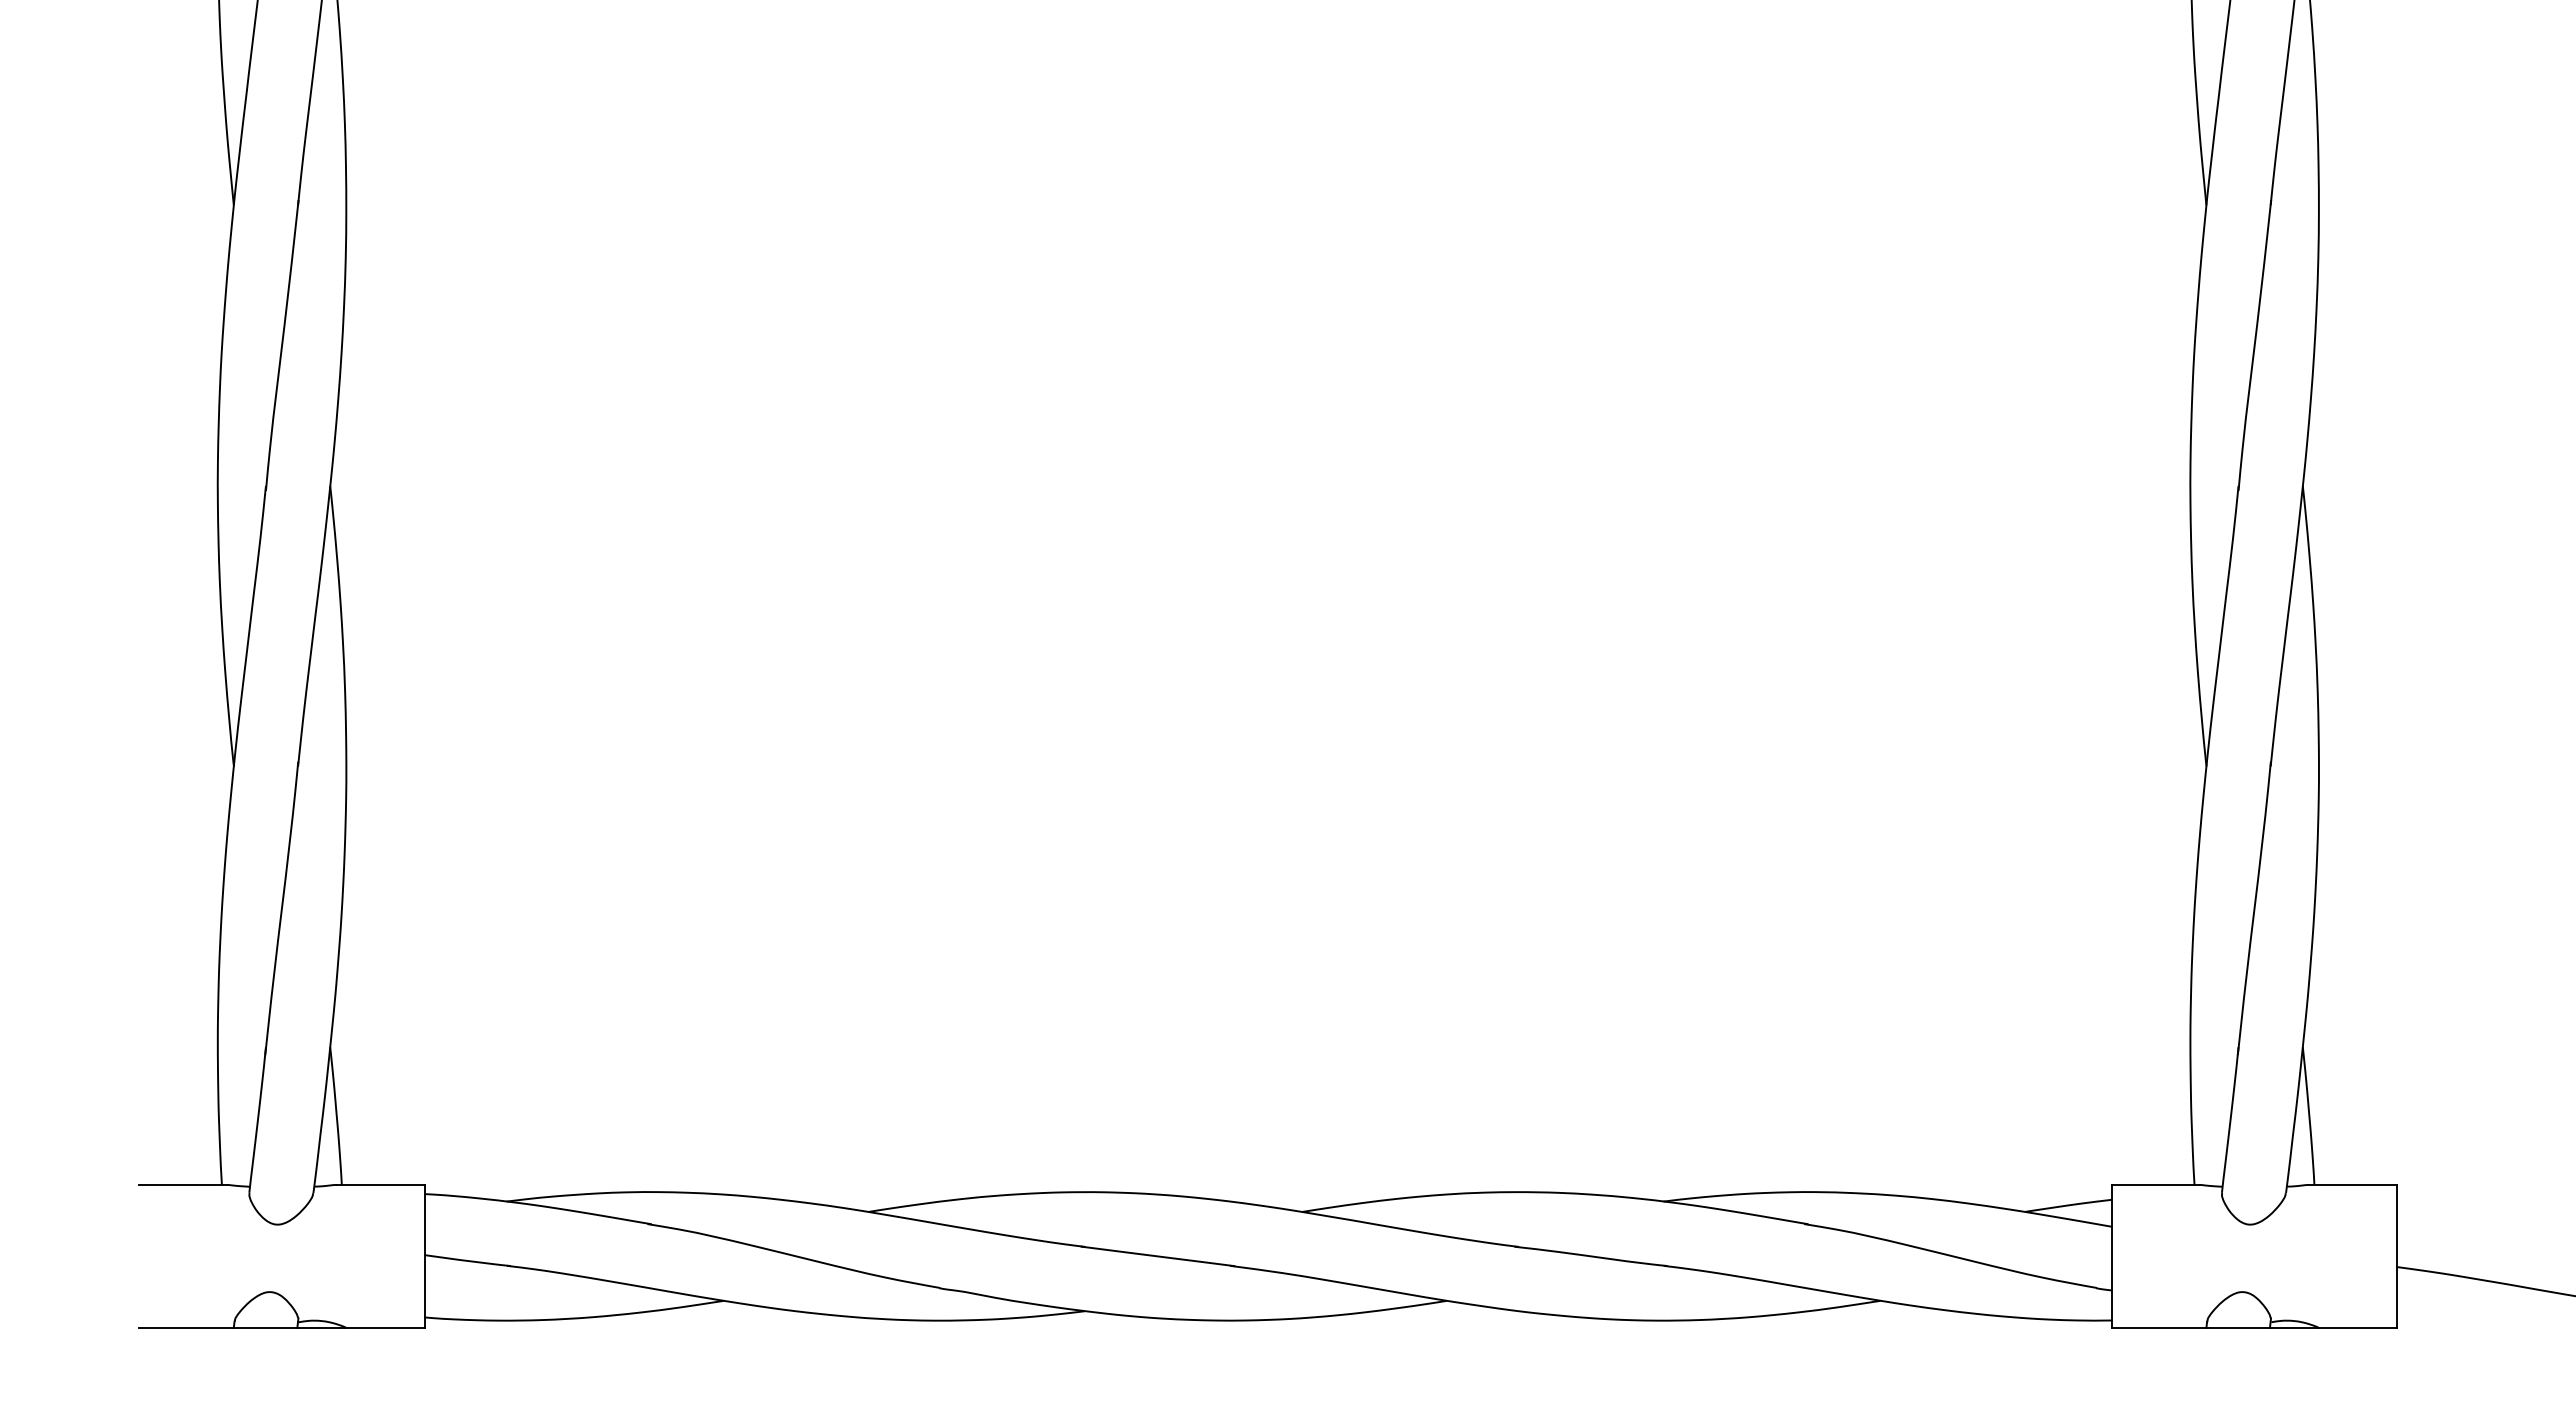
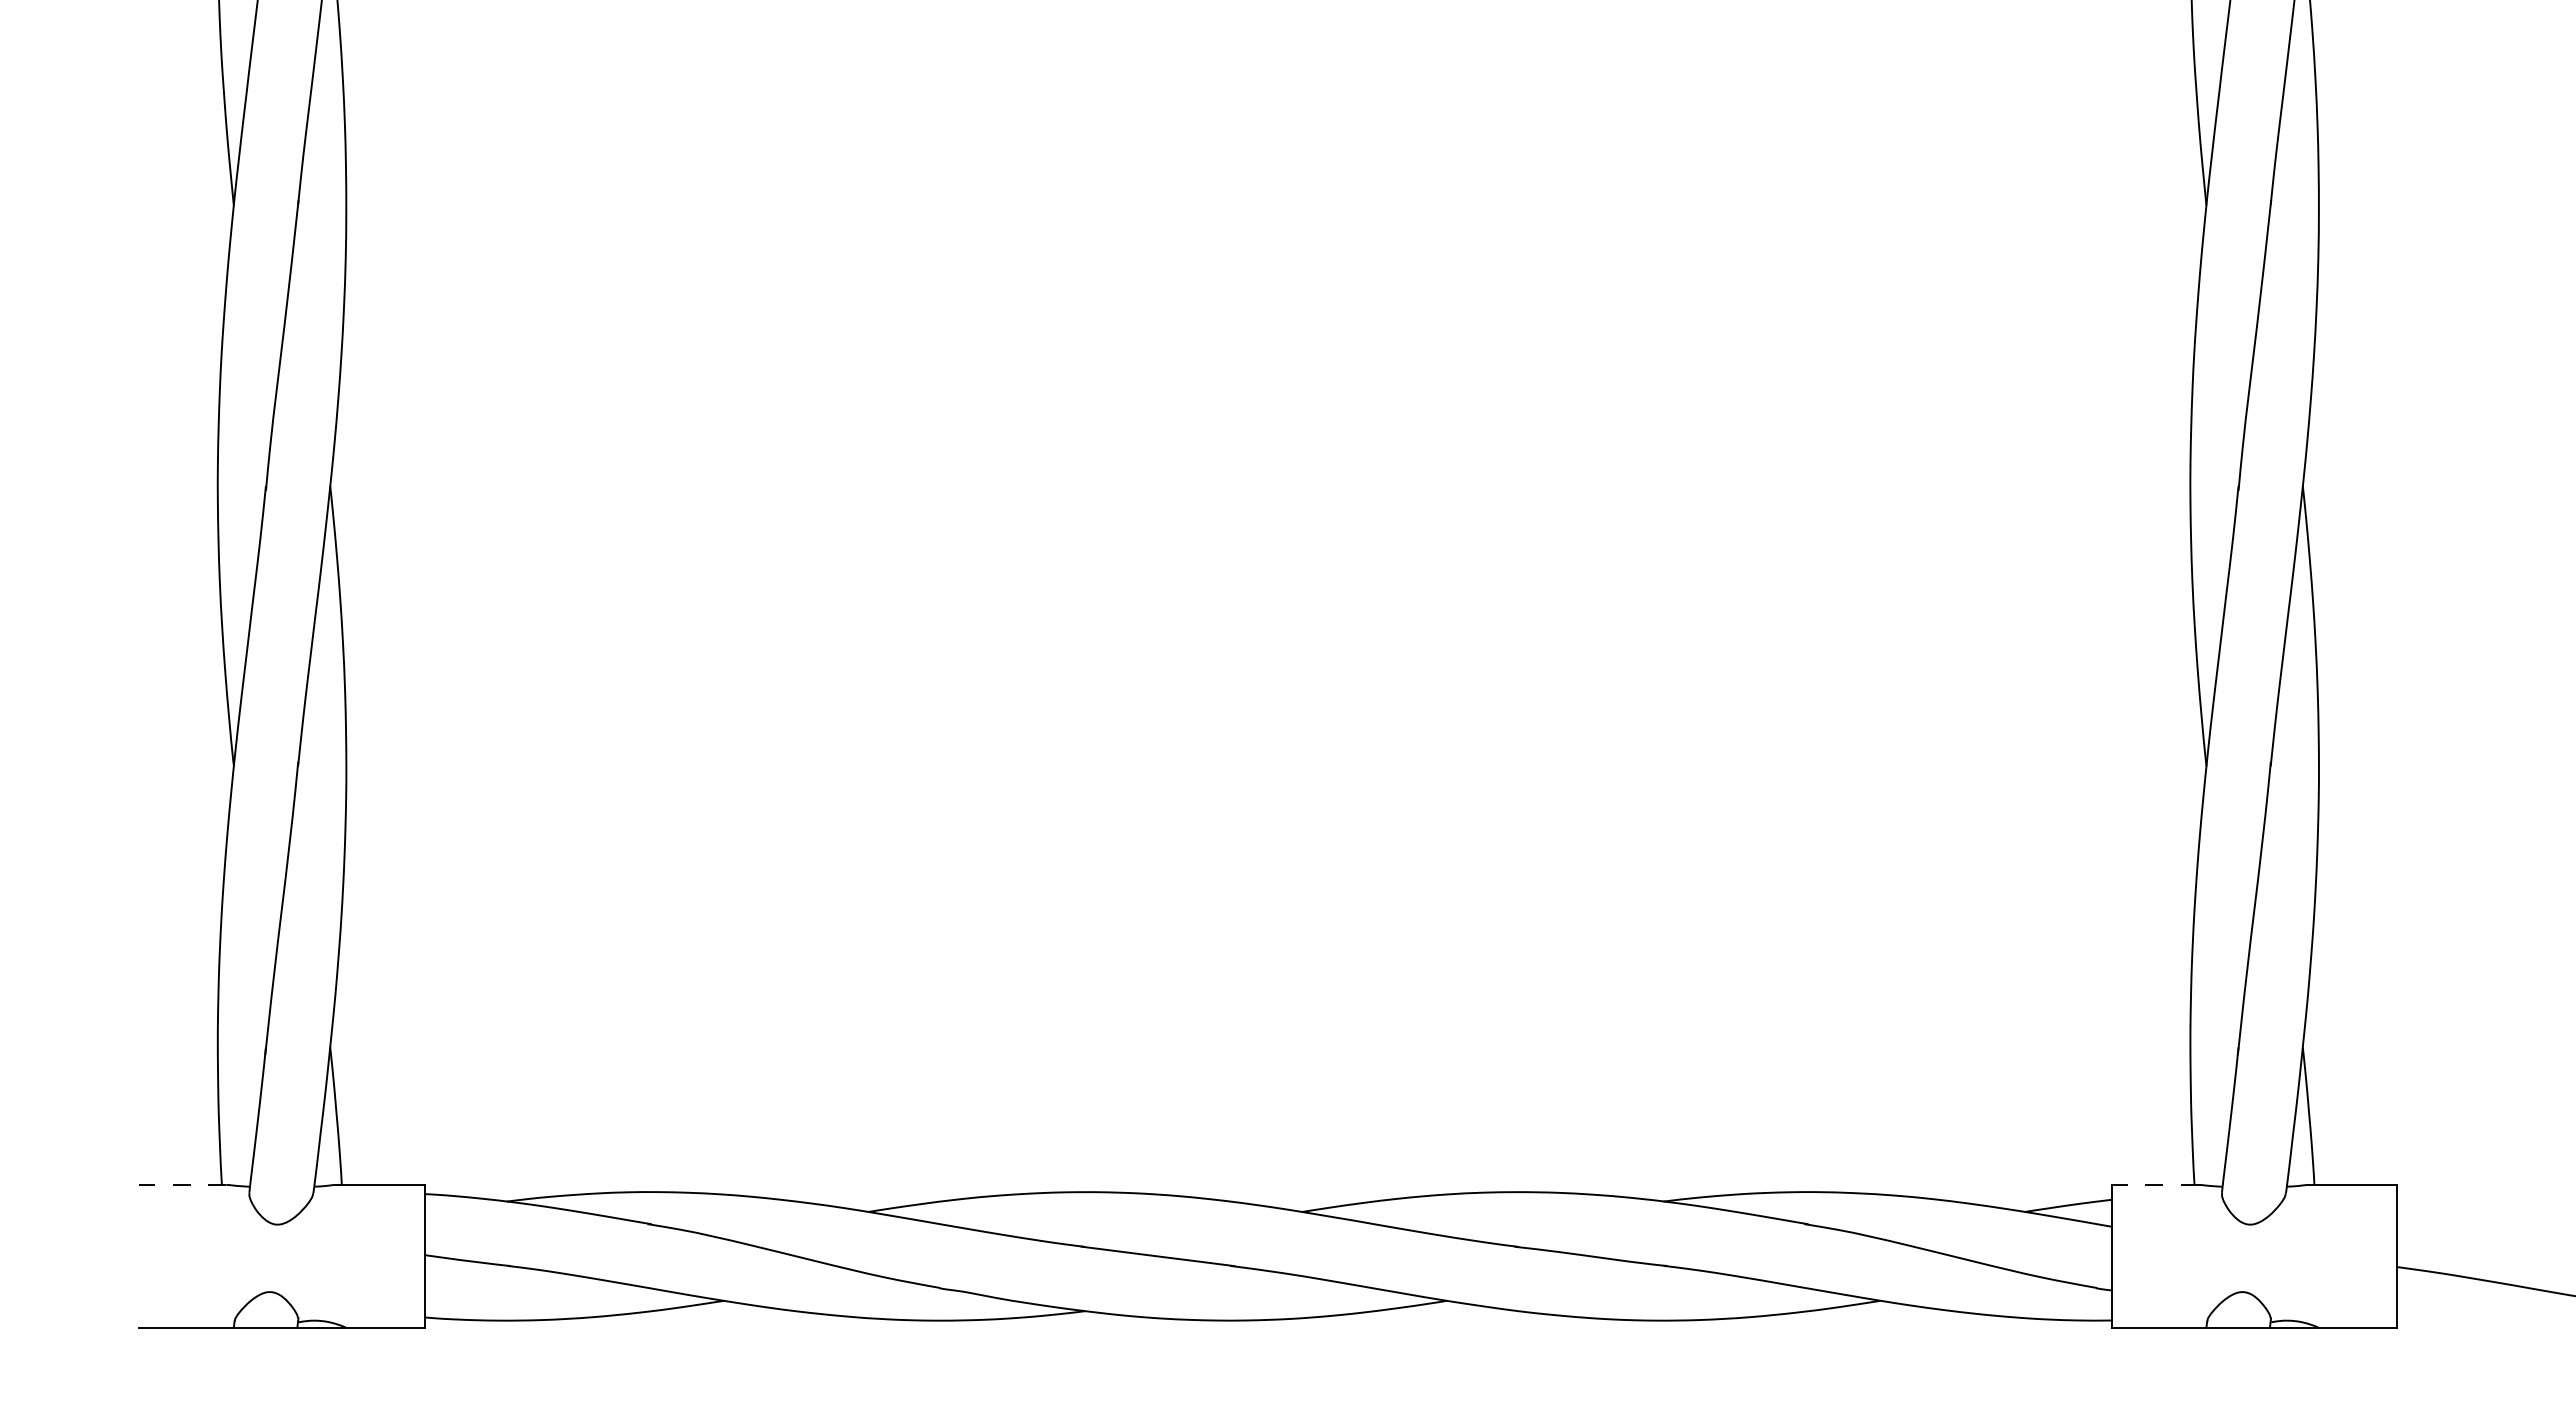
line: solid -> dashed (182, 1184)
line: solid -> dashed (2155, 1184)
